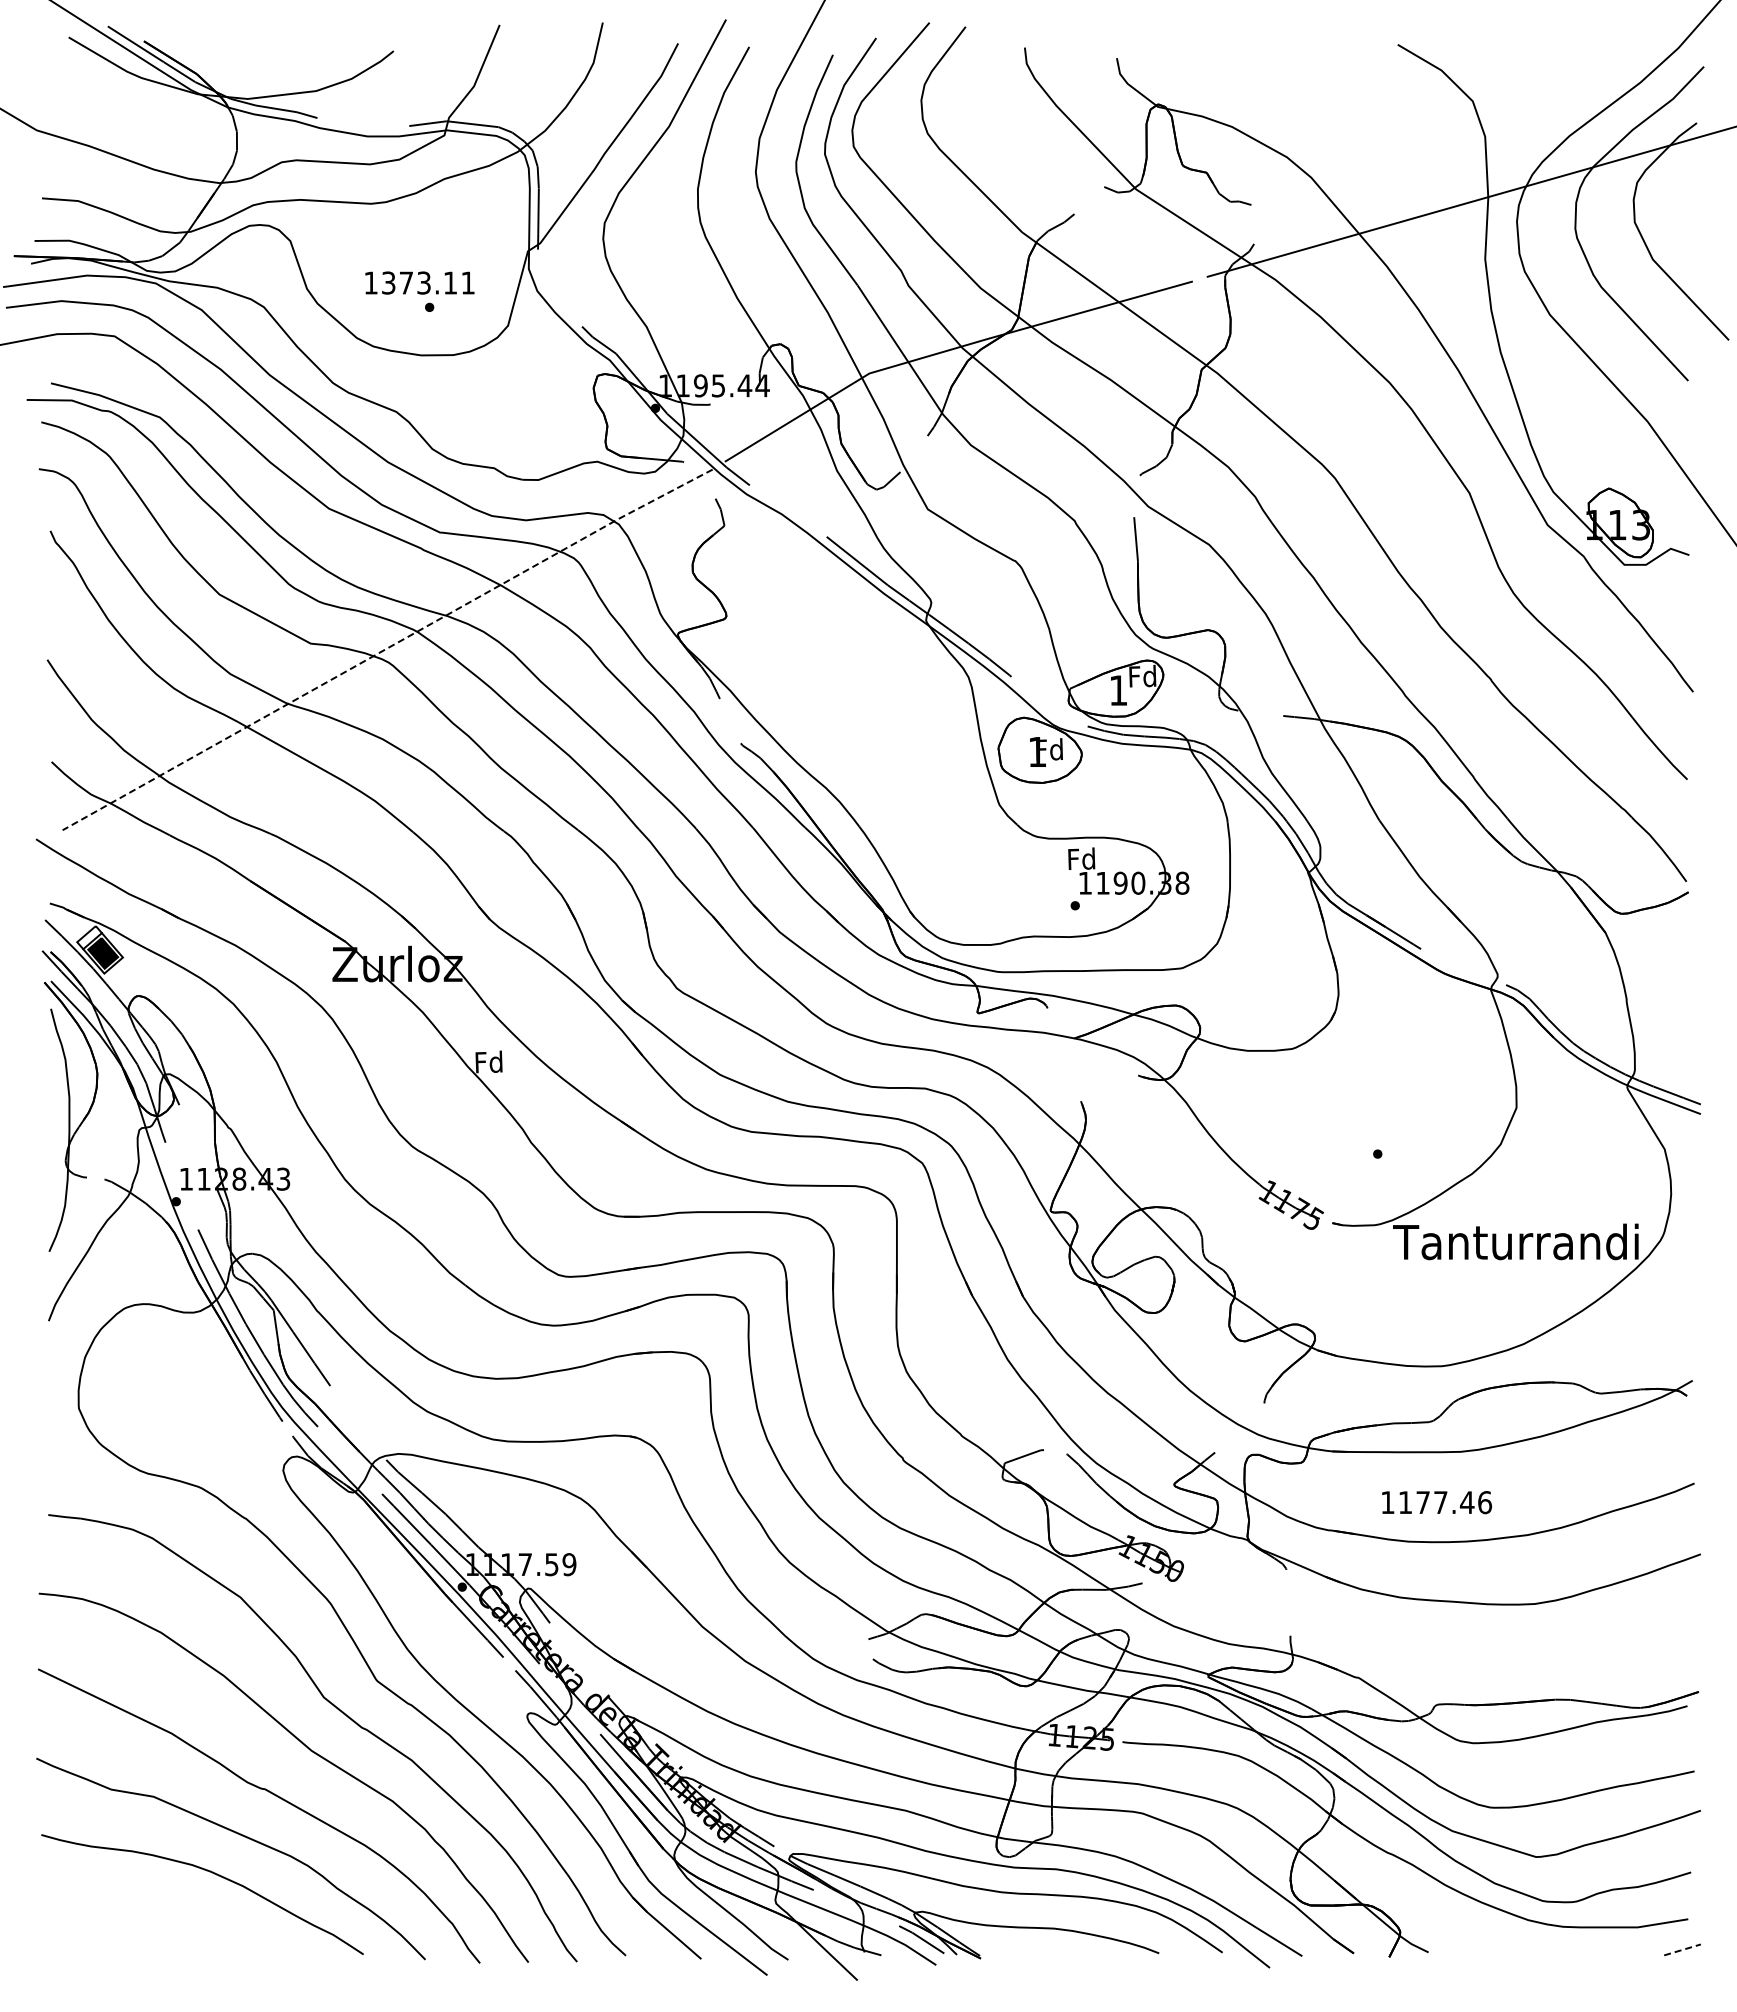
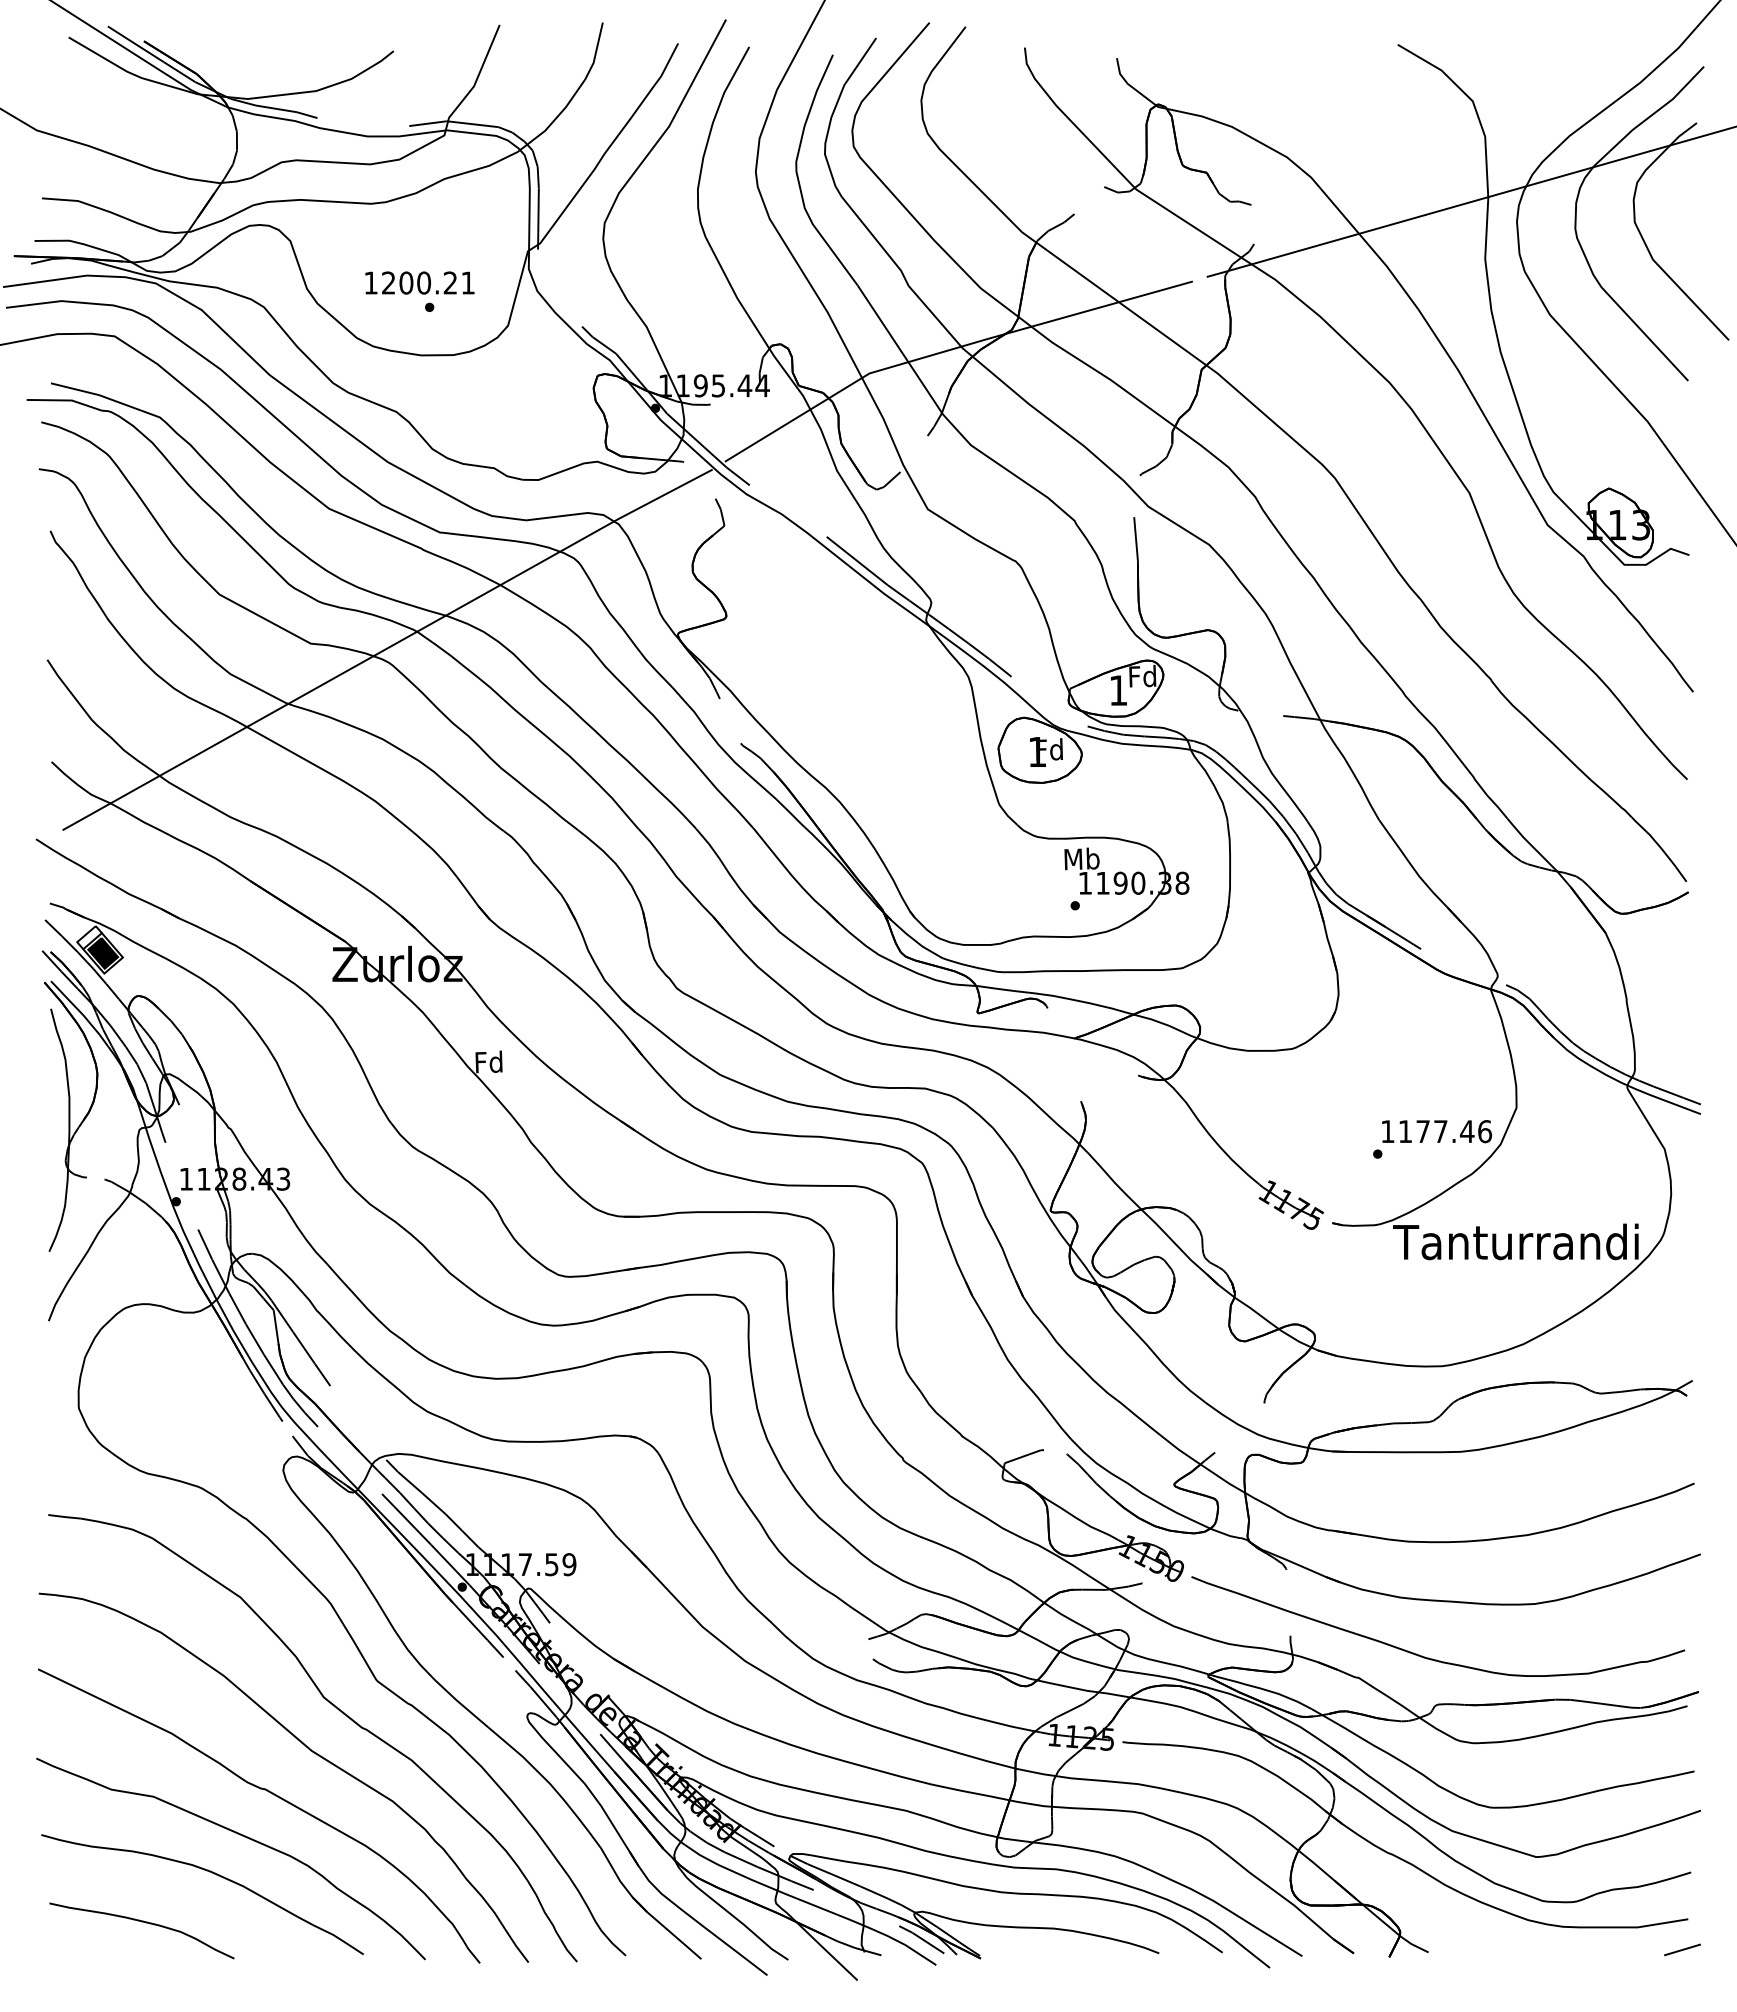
text: 1373.11 -> 1200.21 (419, 282)
line: dashed -> solid (387, 648)
text: Fd -> Mb (1081, 858)
text position: (1436, 1502) -> (1436, 1131) (1436, 1131)
curve: none -> present (1432, 1658)
curve: none -> present (141, 1922)
line: dashed -> solid (1683, 1949)
